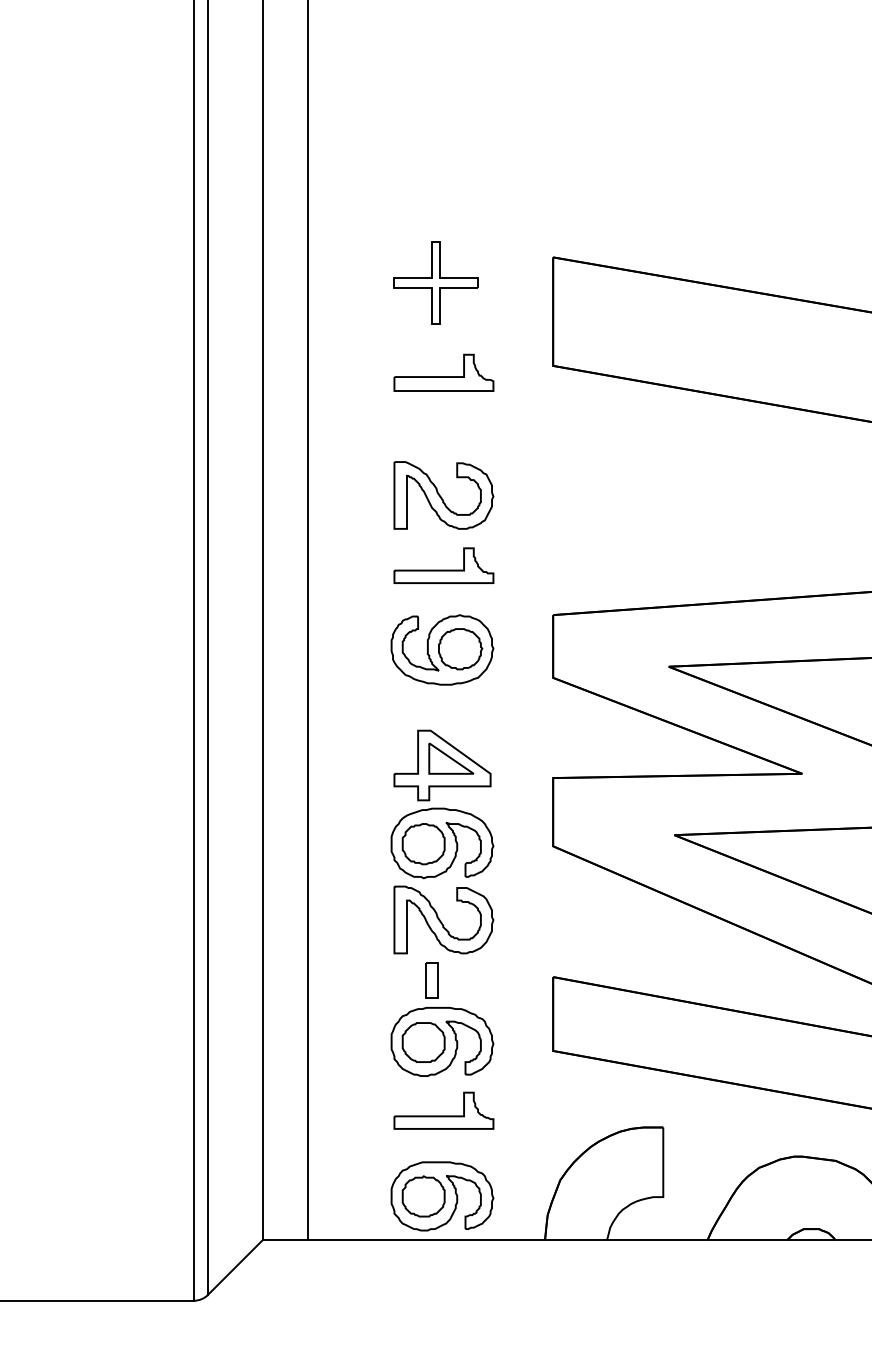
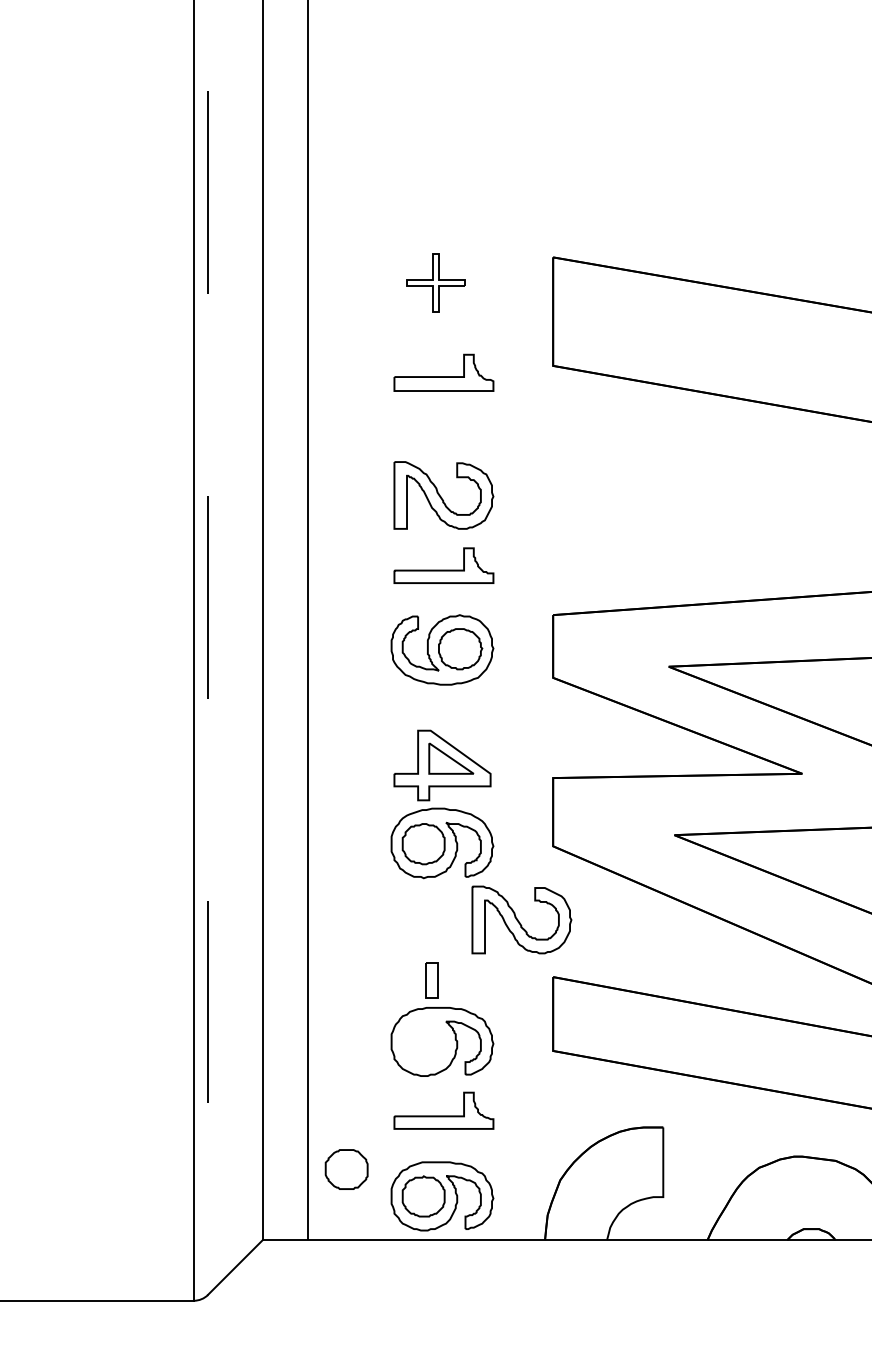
part size: 86x84 px -> 60x60 px (435, 282)
line: solid -> dashed (208, 648)
part position: (443, 919) -> (521, 919) (521, 919)
part position: (423, 1042) -> (346, 1169) (346, 1169)
